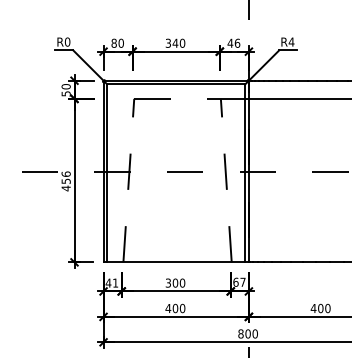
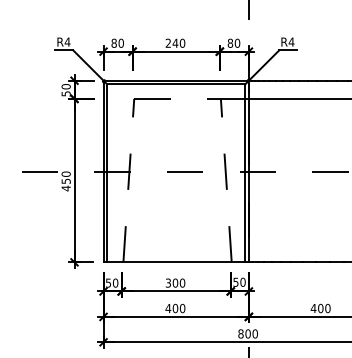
text: R0 -> R4 (67, 41)
text: 46 -> 80 (233, 42)
text: 340 -> 240 (167, 43)
text: 456 -> 450 (65, 173)
text: 67 -> 50 (239, 281)
text: 41 -> 50 (111, 282)
